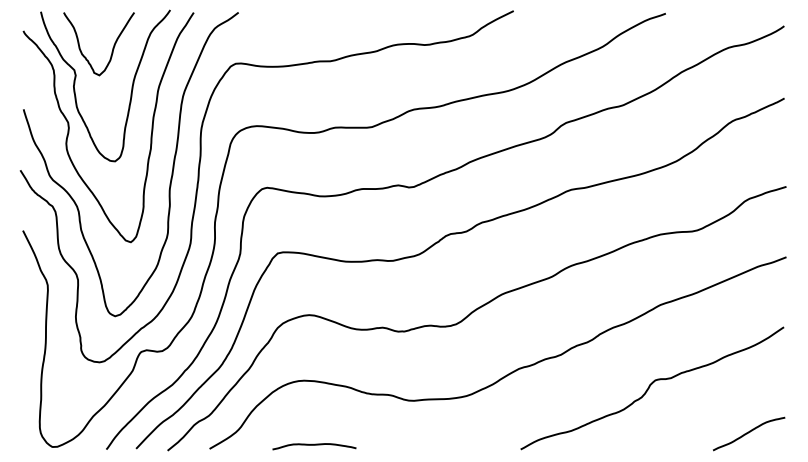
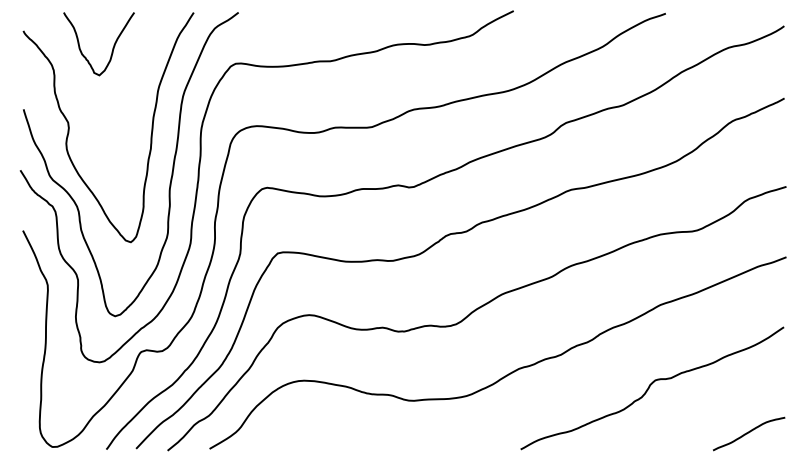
curve: present -> none (131, 86)
curve: present -> none (314, 445)
